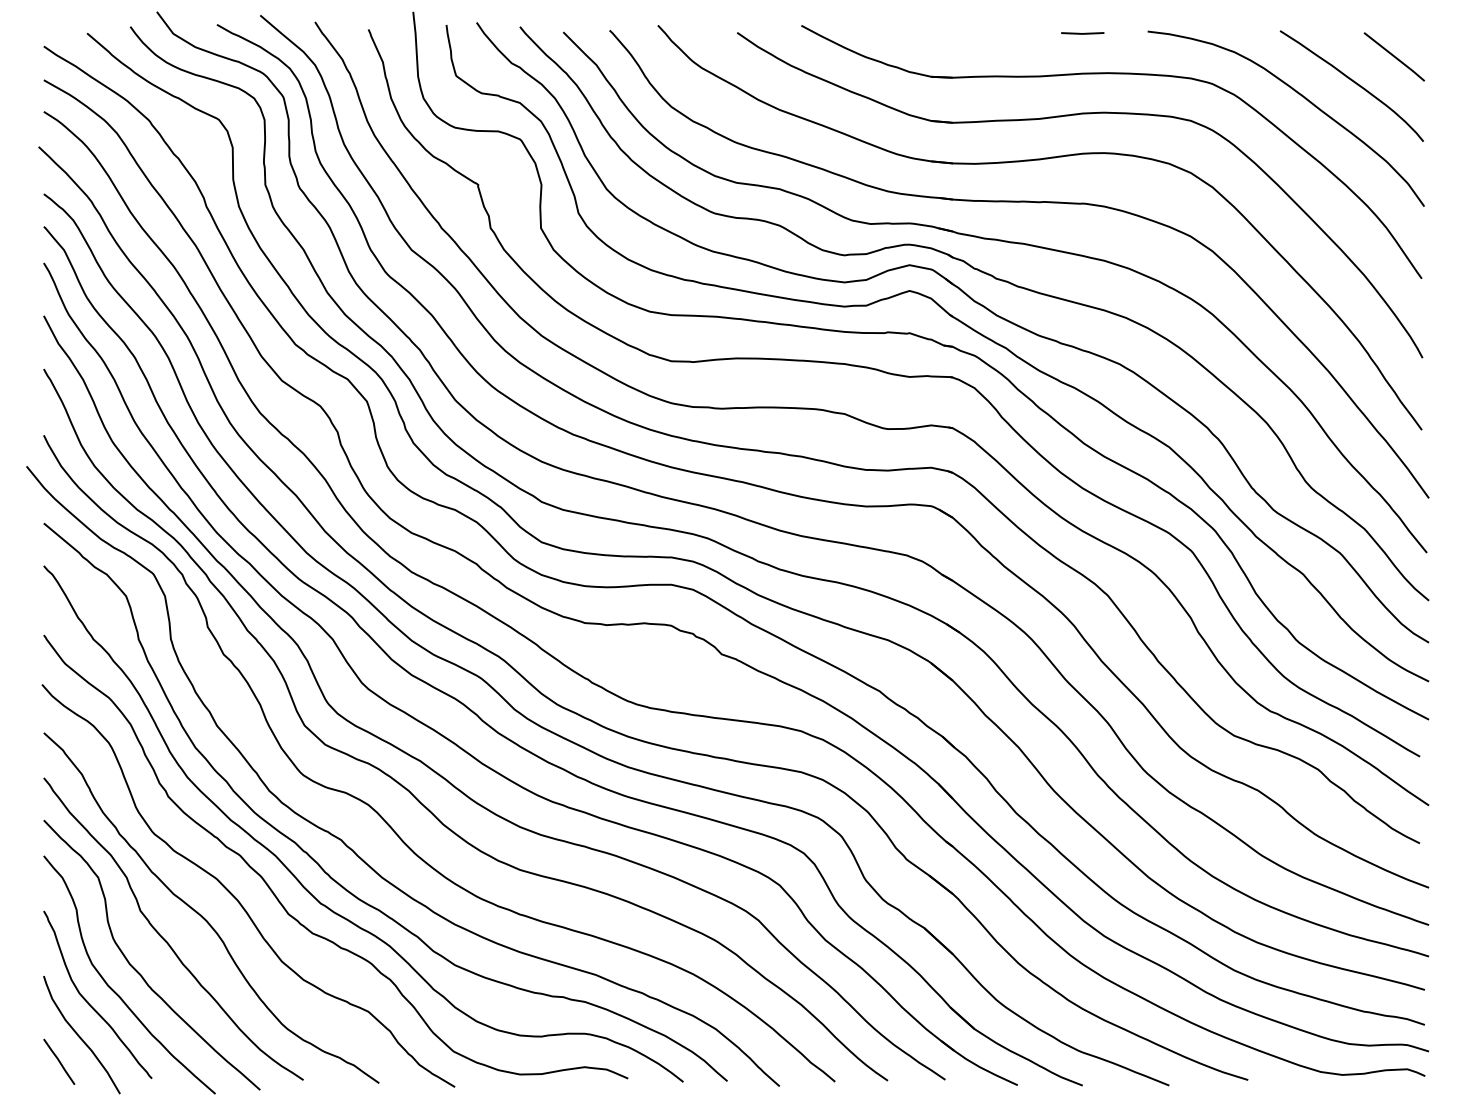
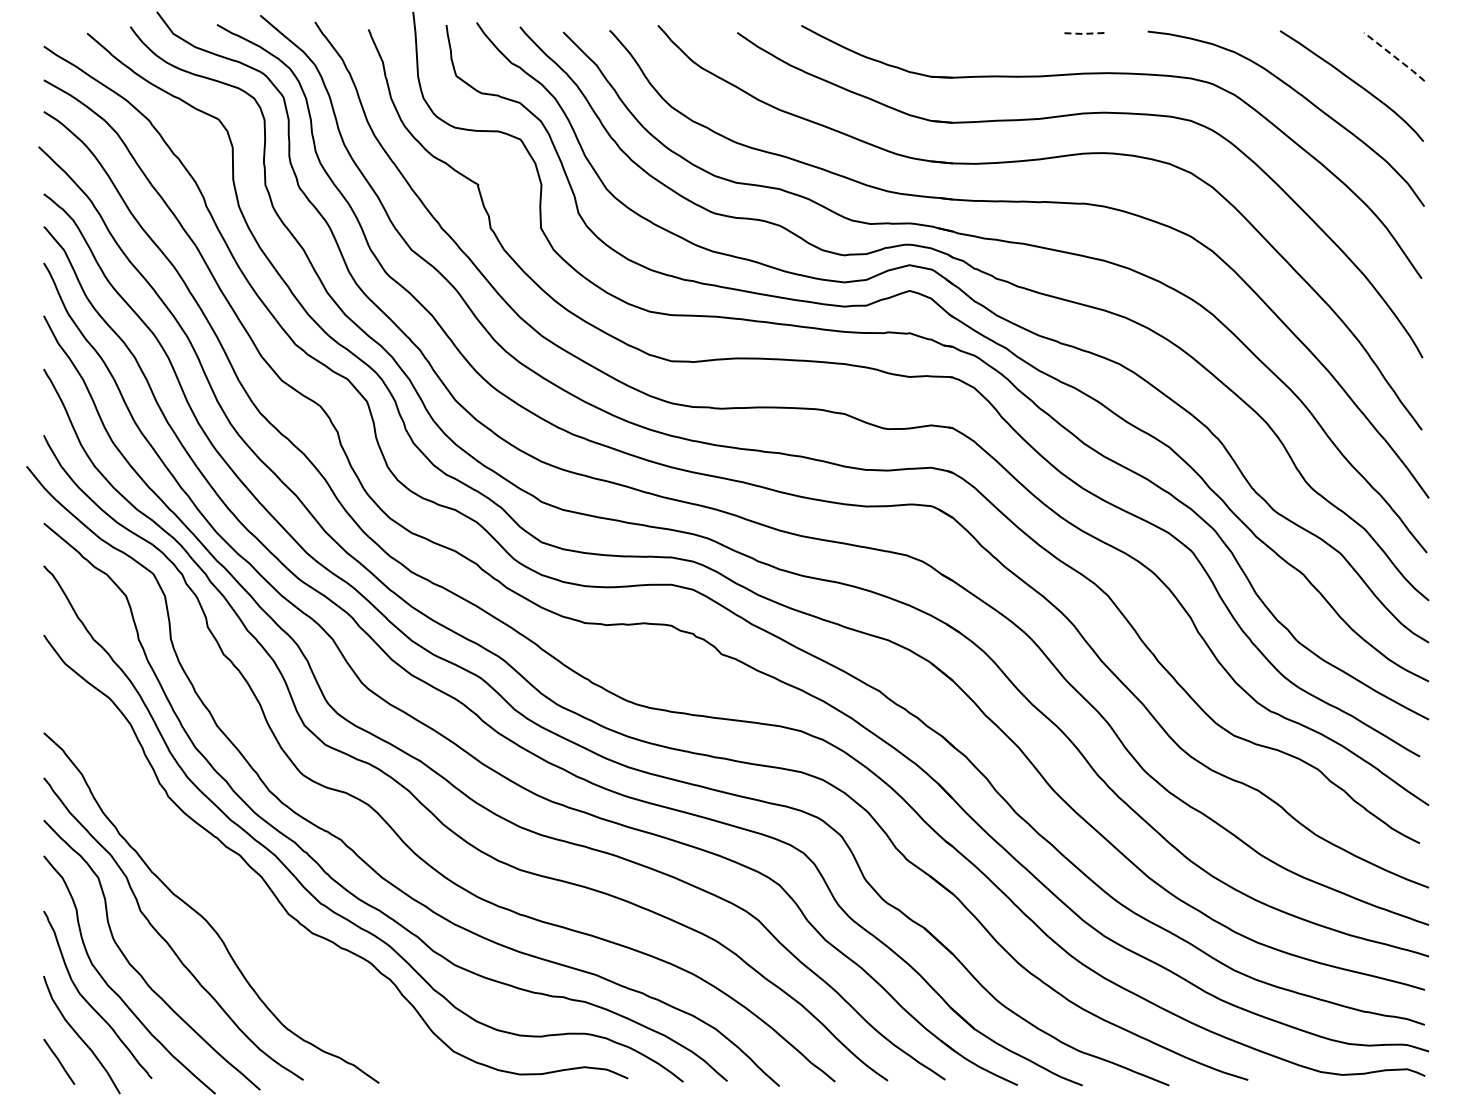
line: solid -> dashed (1082, 33)
line: solid -> dashed (1395, 57)
curve: present -> none (236, 897)
